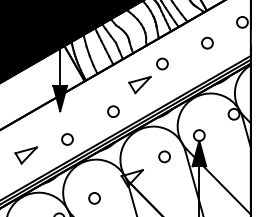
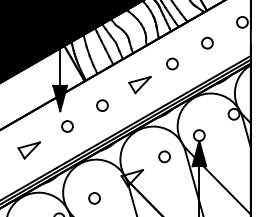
circle position: (162, 63) -> (172, 63) (172, 63)
circle position: (113, 111) -> (102, 105) (102, 105)
circle position: (67, 139) -> (67, 126) (67, 126)
part position: (25, 155) -> (28, 150) (28, 150)
